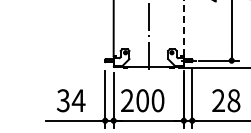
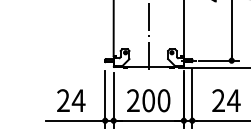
line: dashed -> solid (183, 28)
text: 34 -> 24 (62, 100)
text position: (142, 100) -> (148, 100) (148, 100)
text: 28 -> 24 (233, 100)
